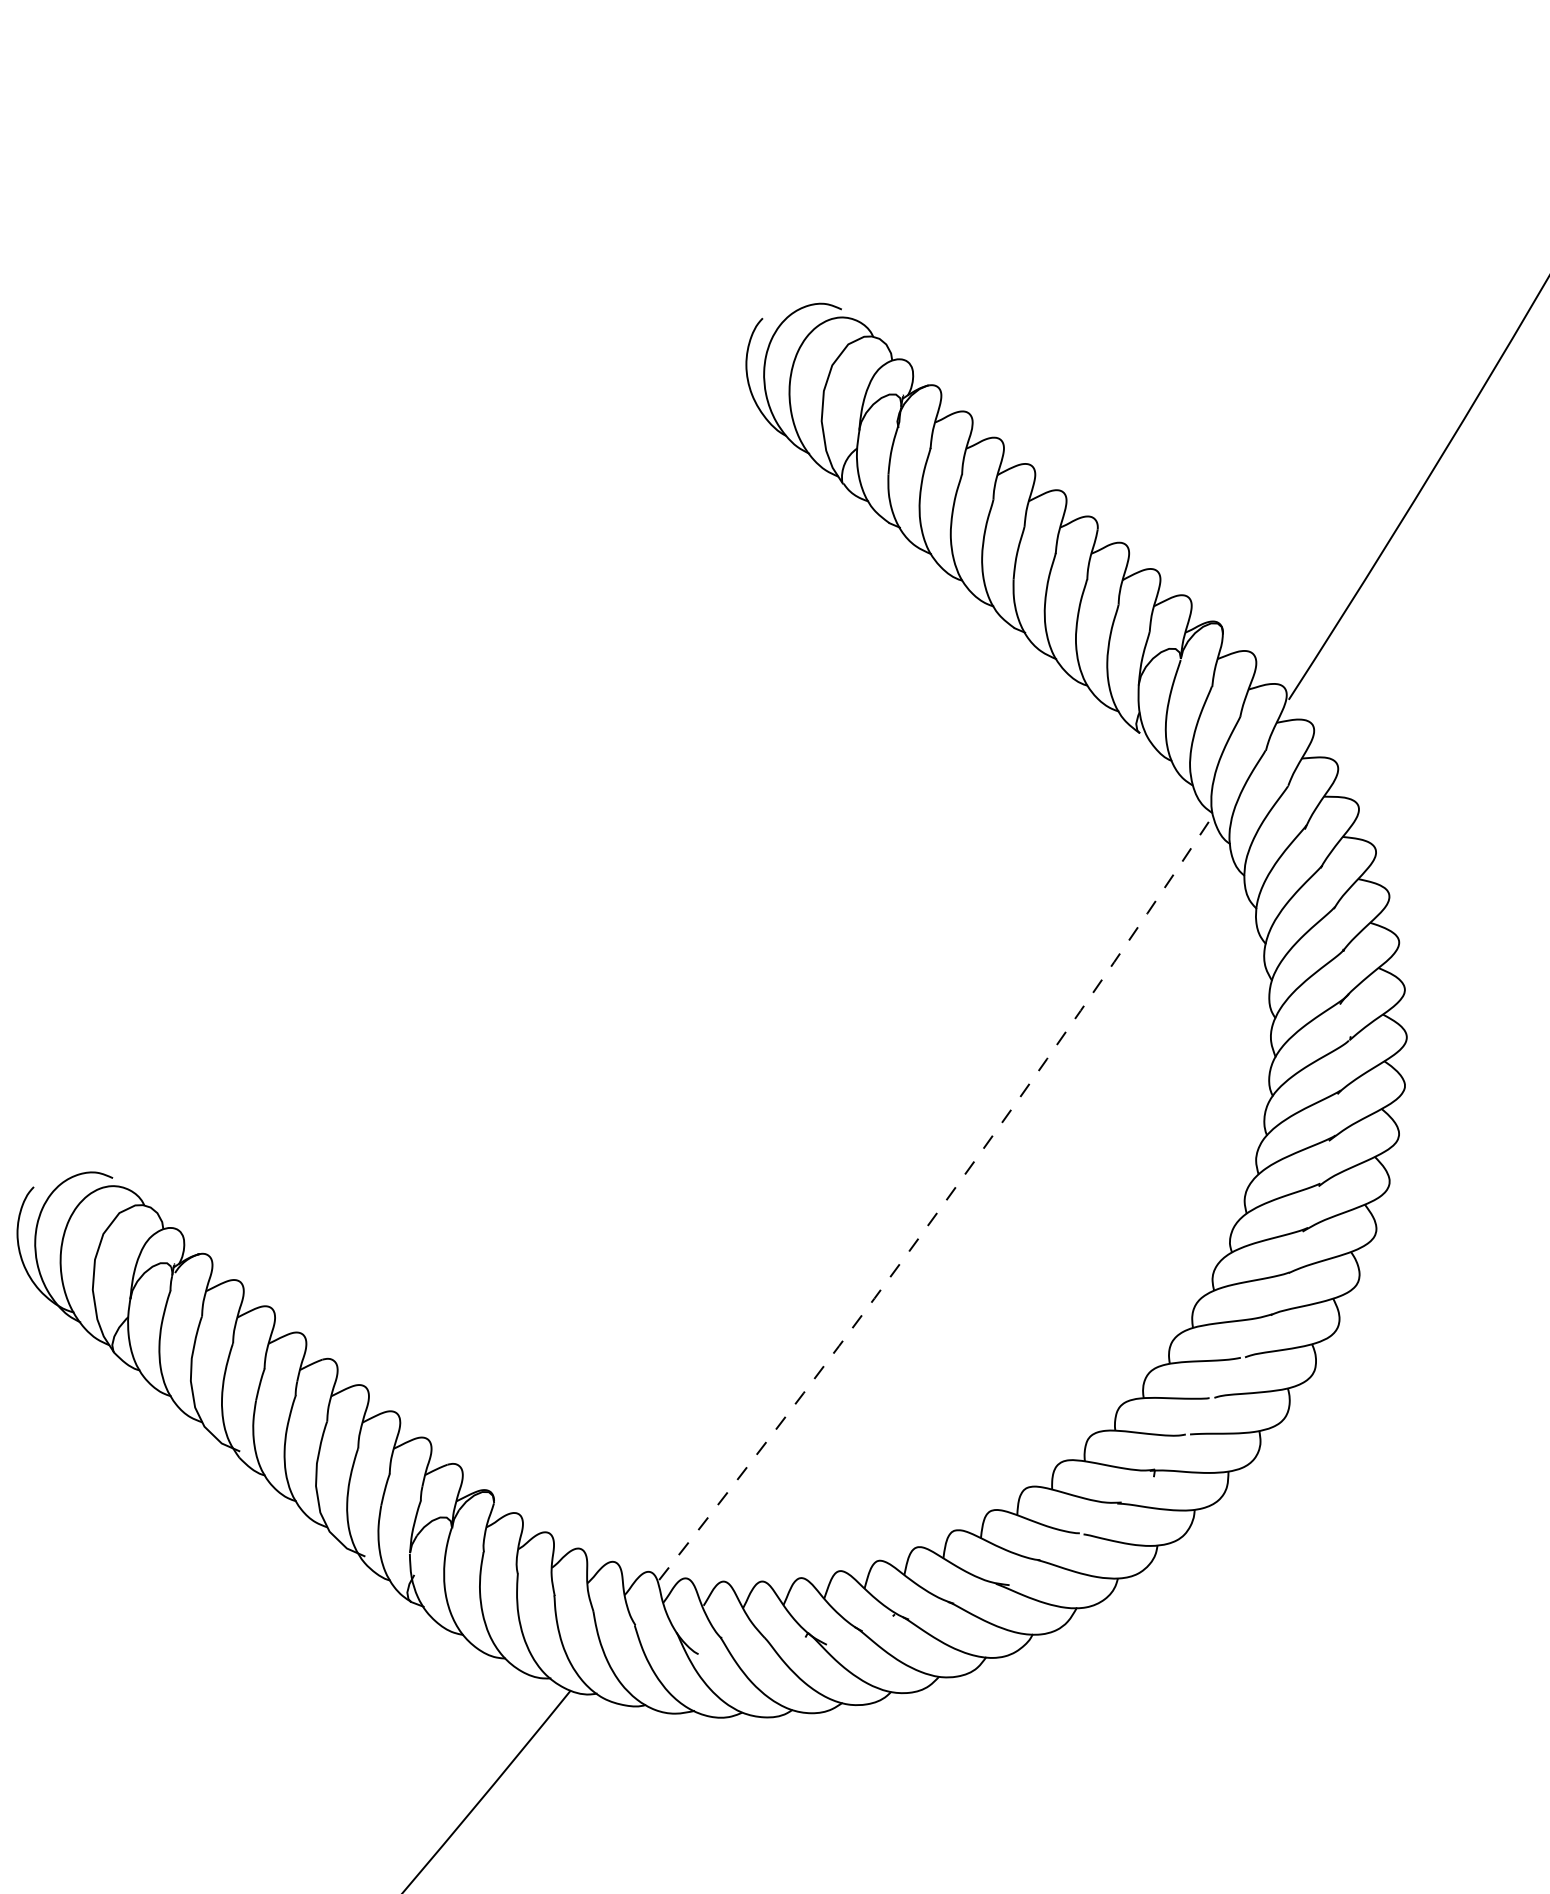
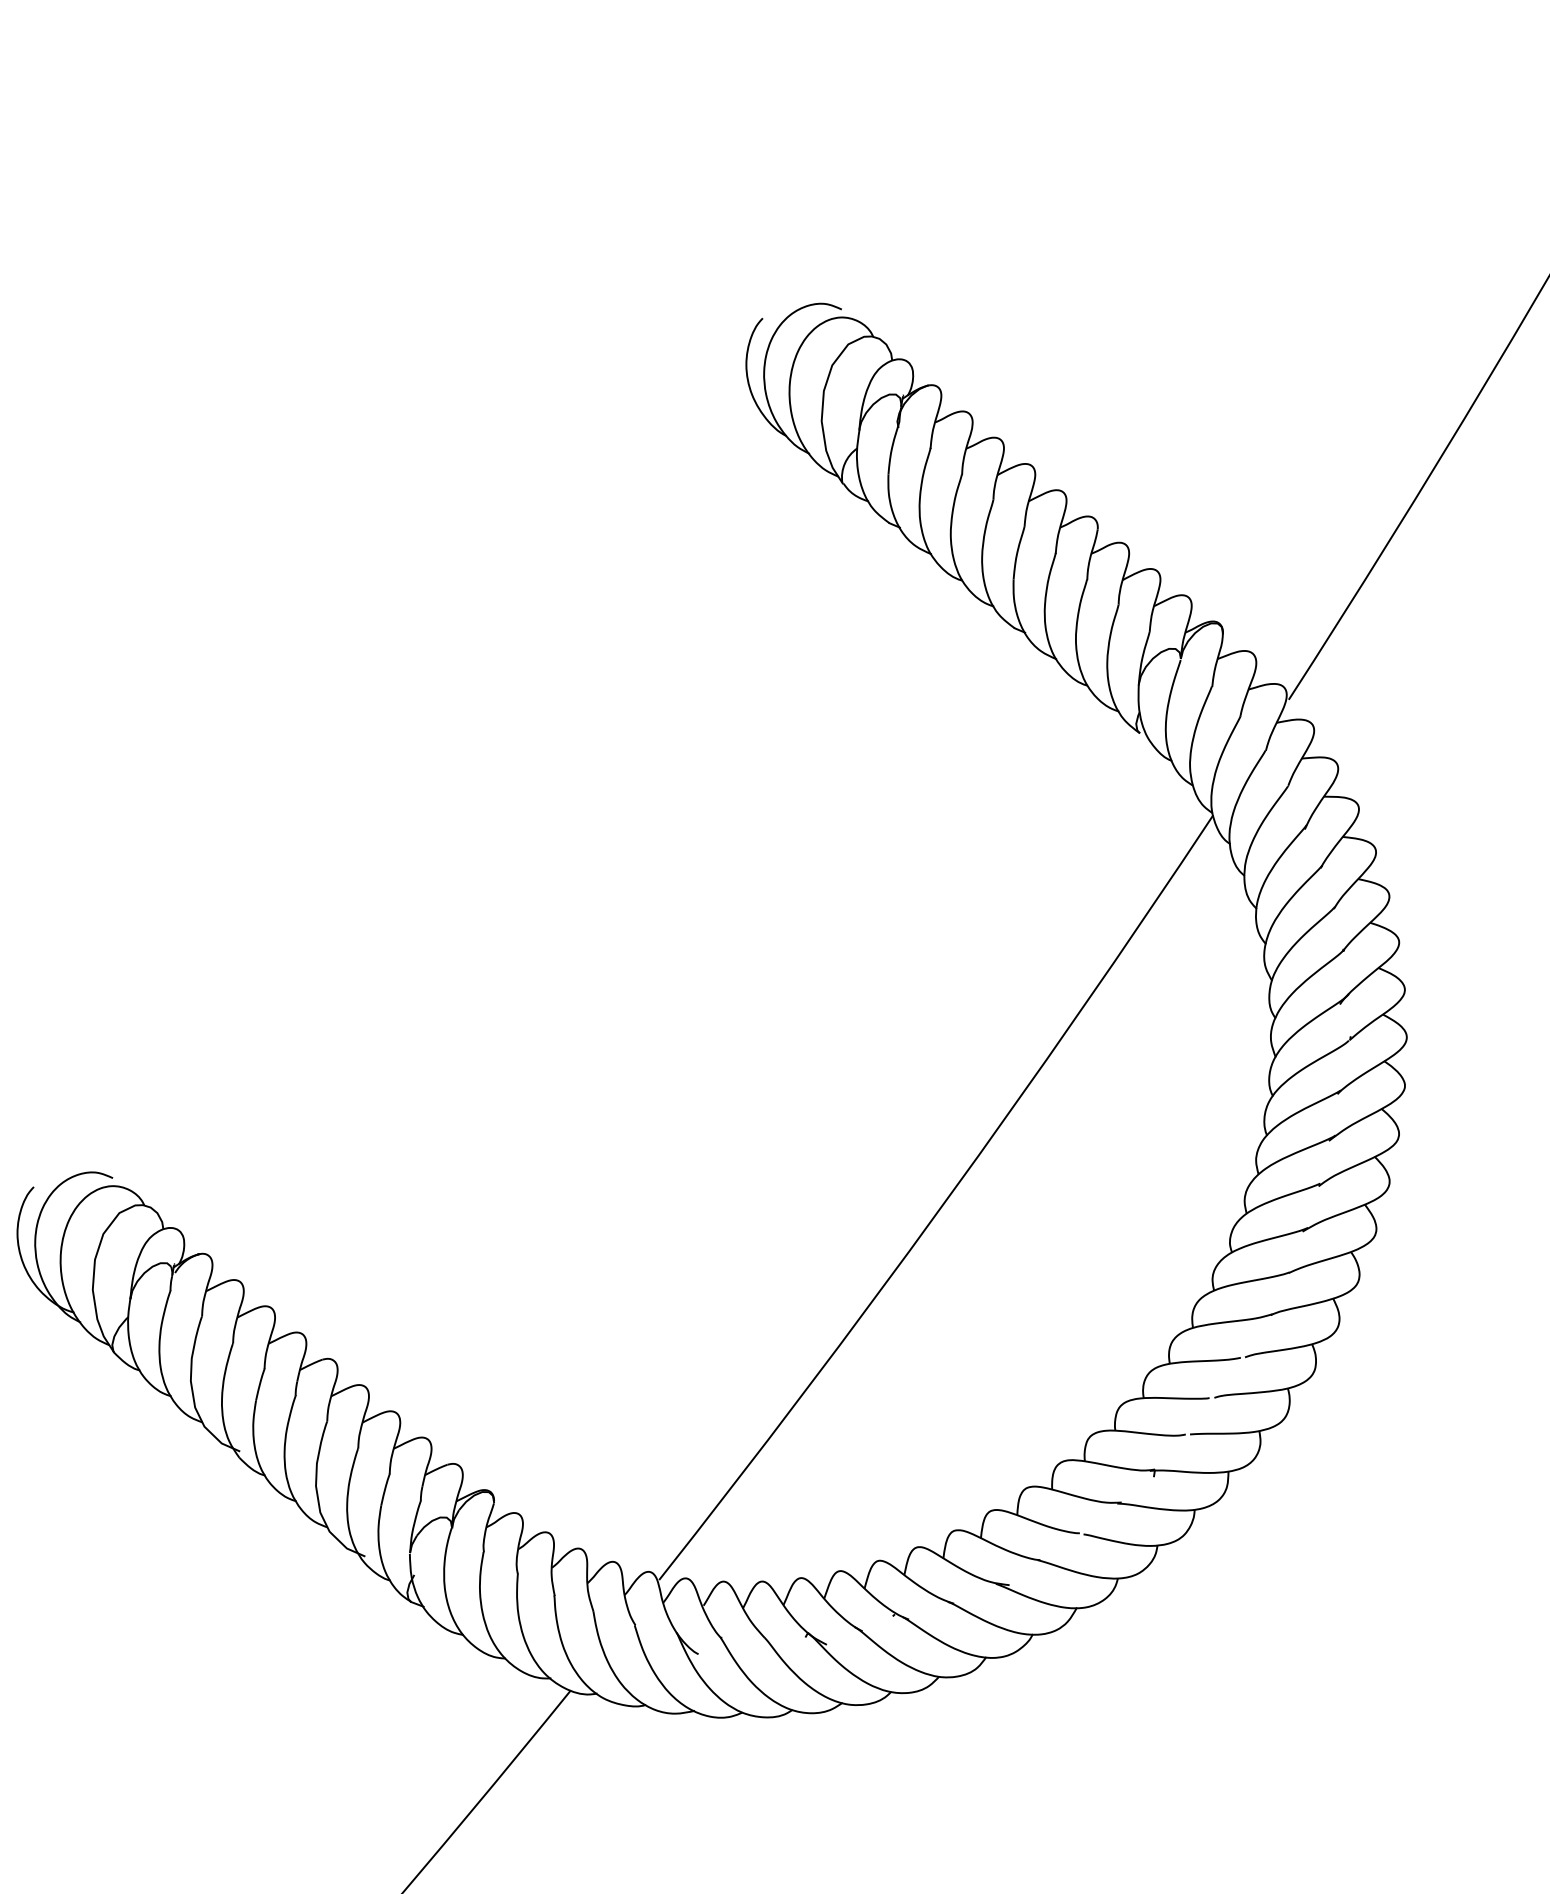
arc: dashed -> solid (944, 1203)
